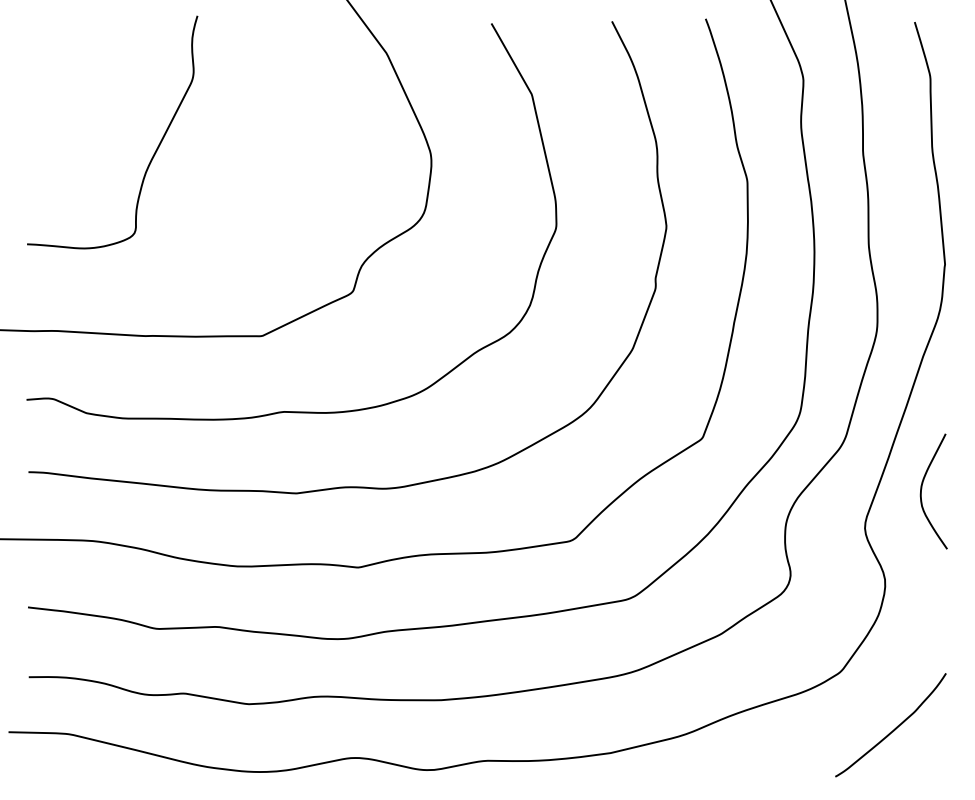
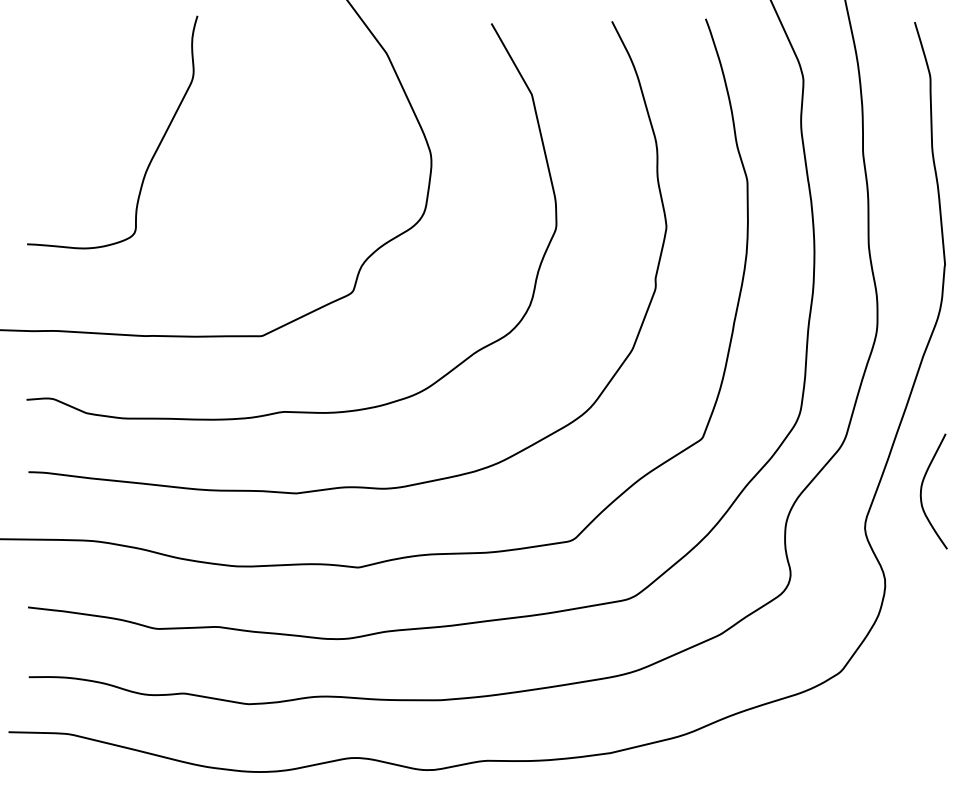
curve: present -> none (894, 728)
